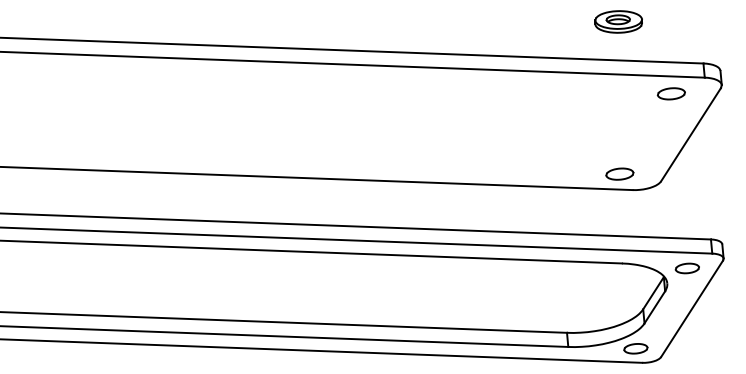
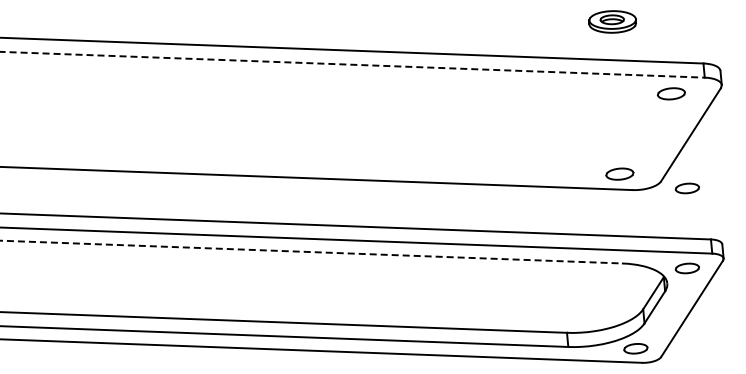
part position: (618, 21) -> (612, 21) (612, 21)
line: solid -> dashed (353, 64)
part: none -> present (686, 188)
line: solid -> dashed (311, 252)
